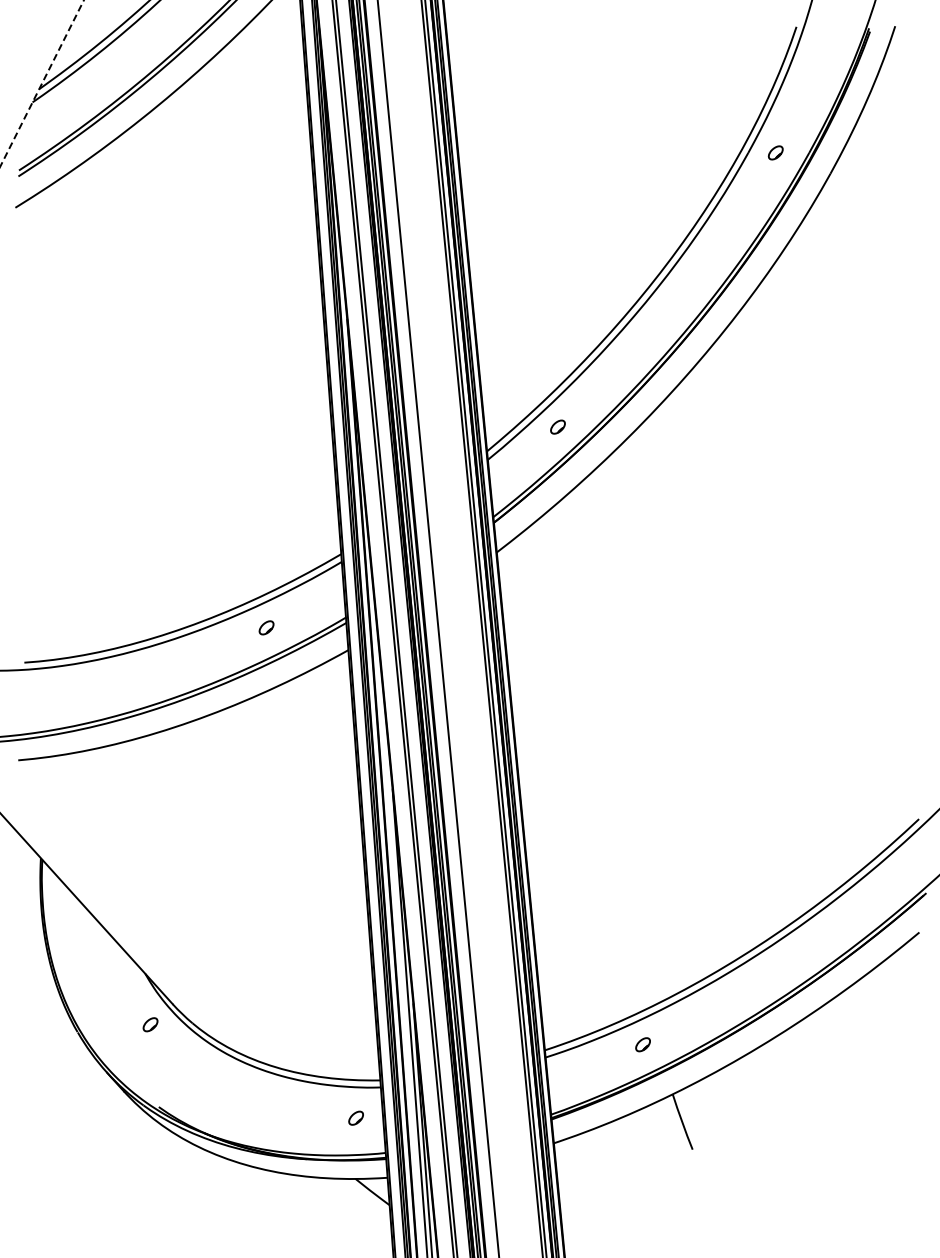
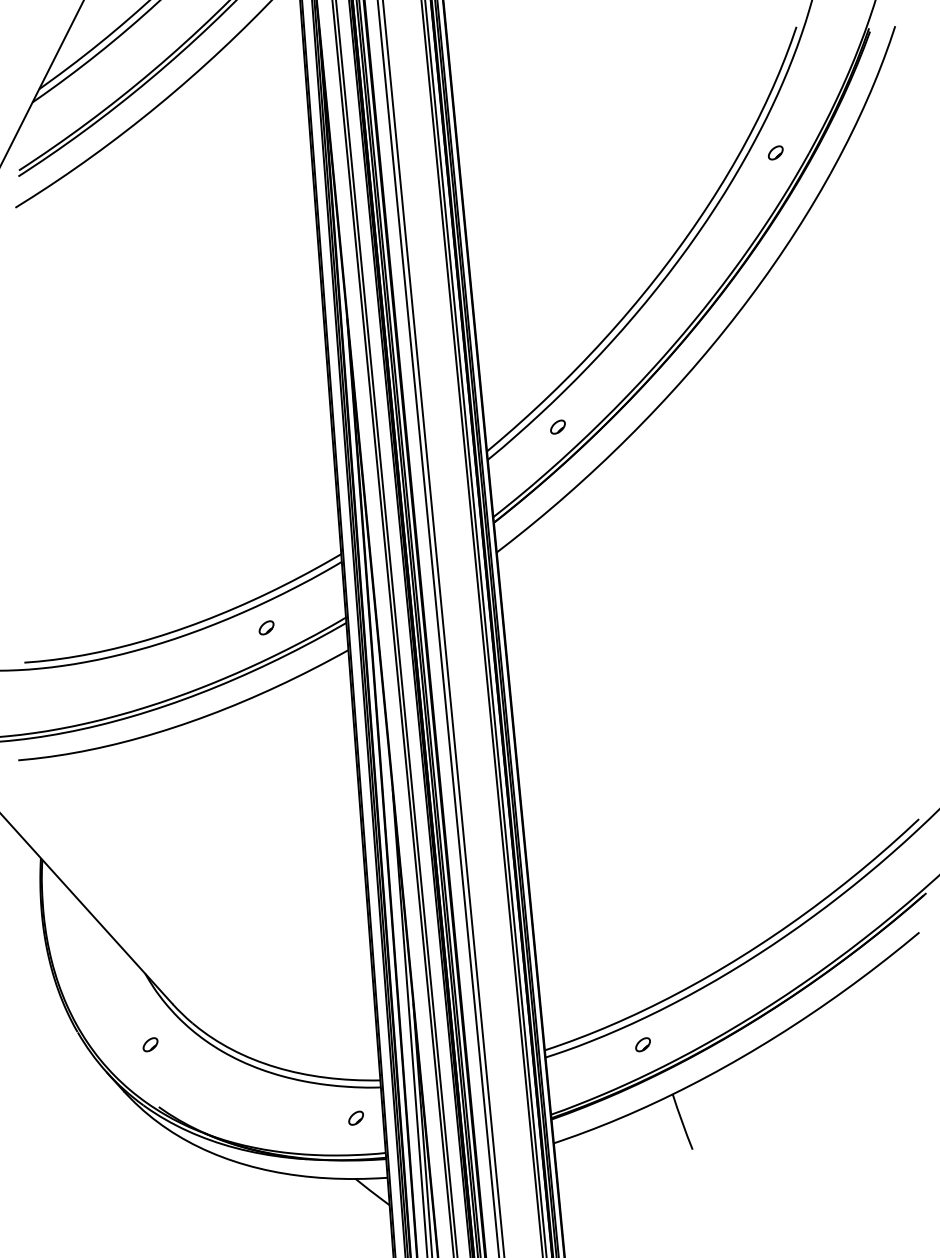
line: dashed -> solid (42, 82)
line: none -> present (443, 628)
part position: (150, 1024) -> (150, 1044) (150, 1044)
